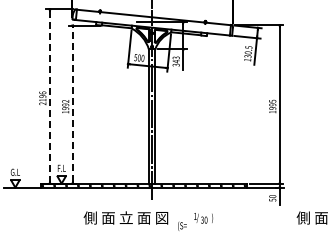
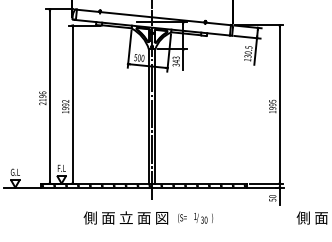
line: dashed -> solid (49, 96)
line: dashed -> solid (72, 104)
text position: (182, 225) -> (182, 217) (182, 217)
